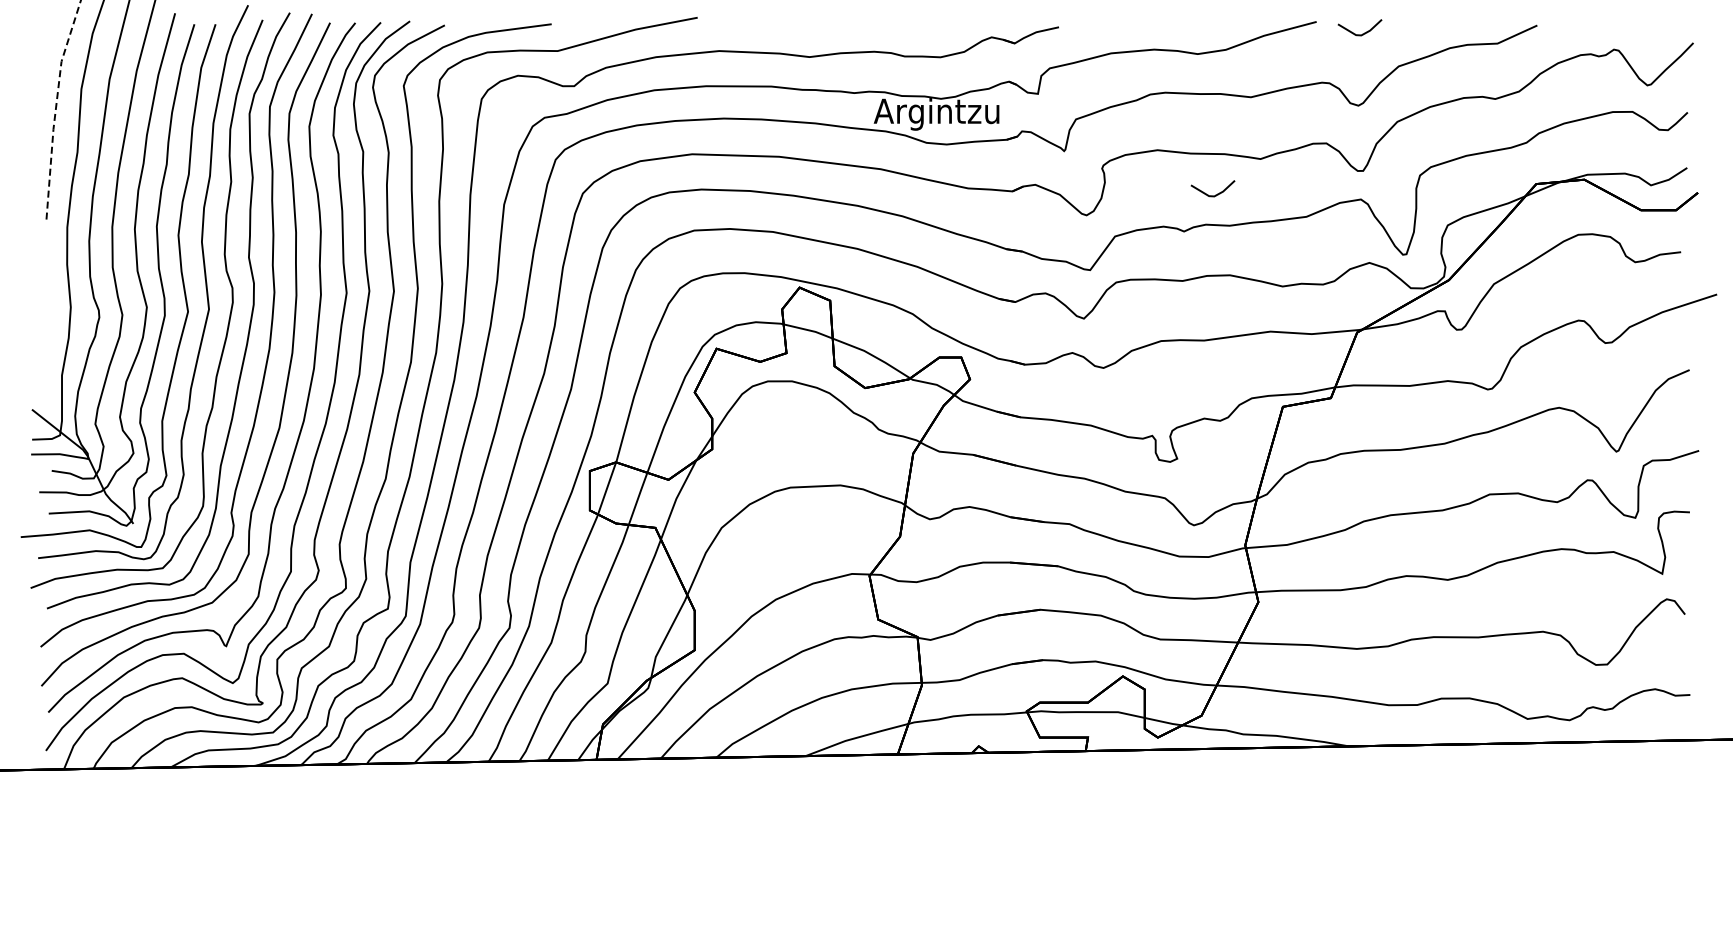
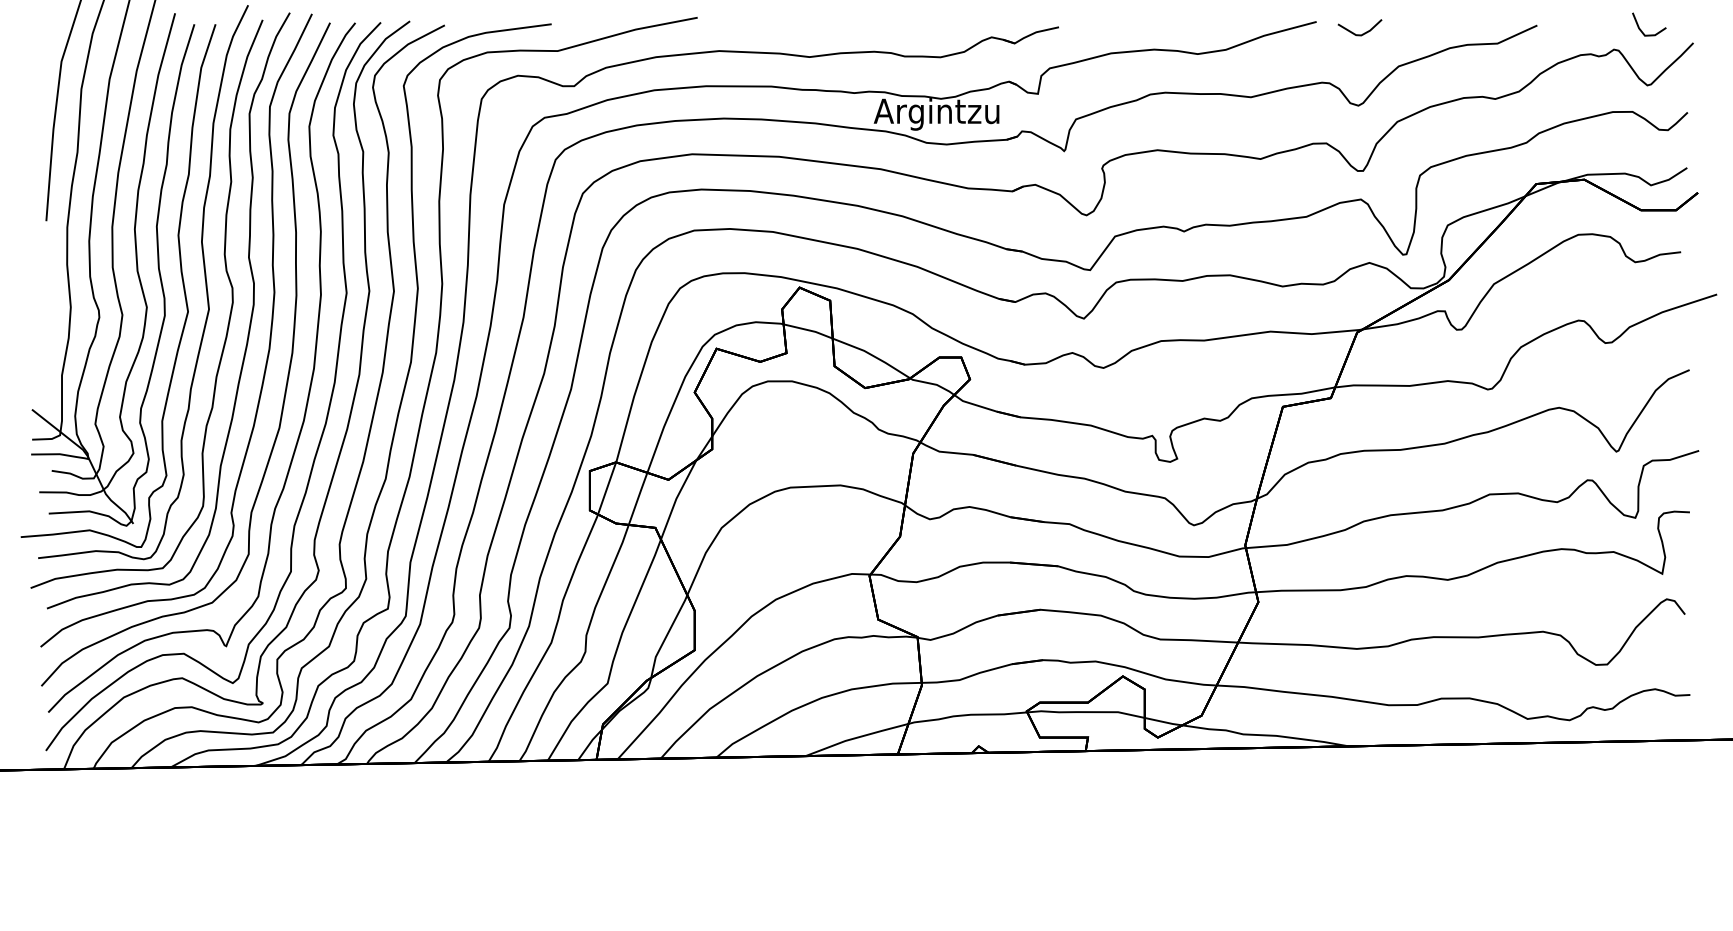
line: none -> present (1641, 29)
line: dashed -> solid (55, 109)
line: present -> none (1215, 194)
